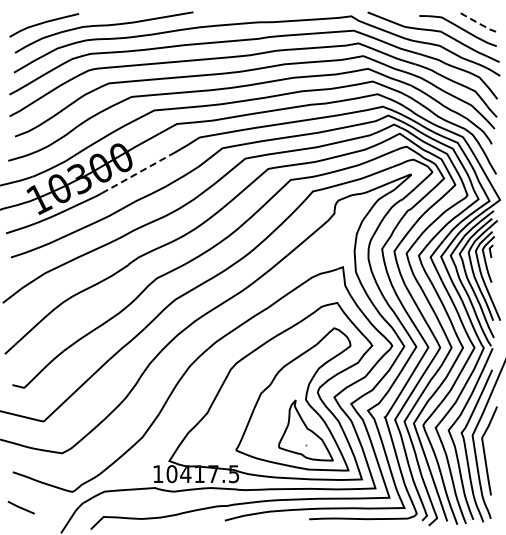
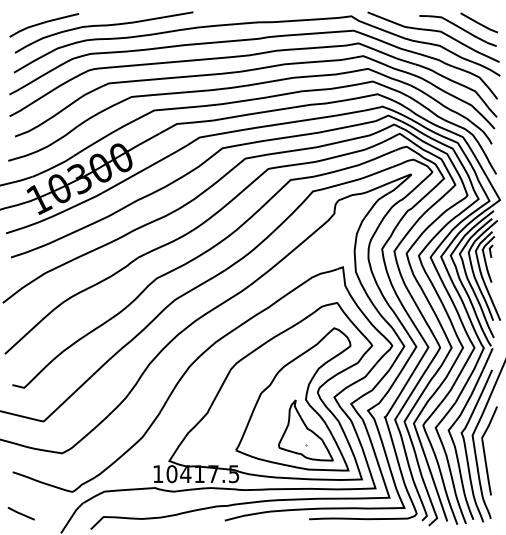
line: dashed -> solid (479, 23)
line: dashed -> solid (135, 174)
line position: (20, 507) -> (20, 513) (20, 513)
